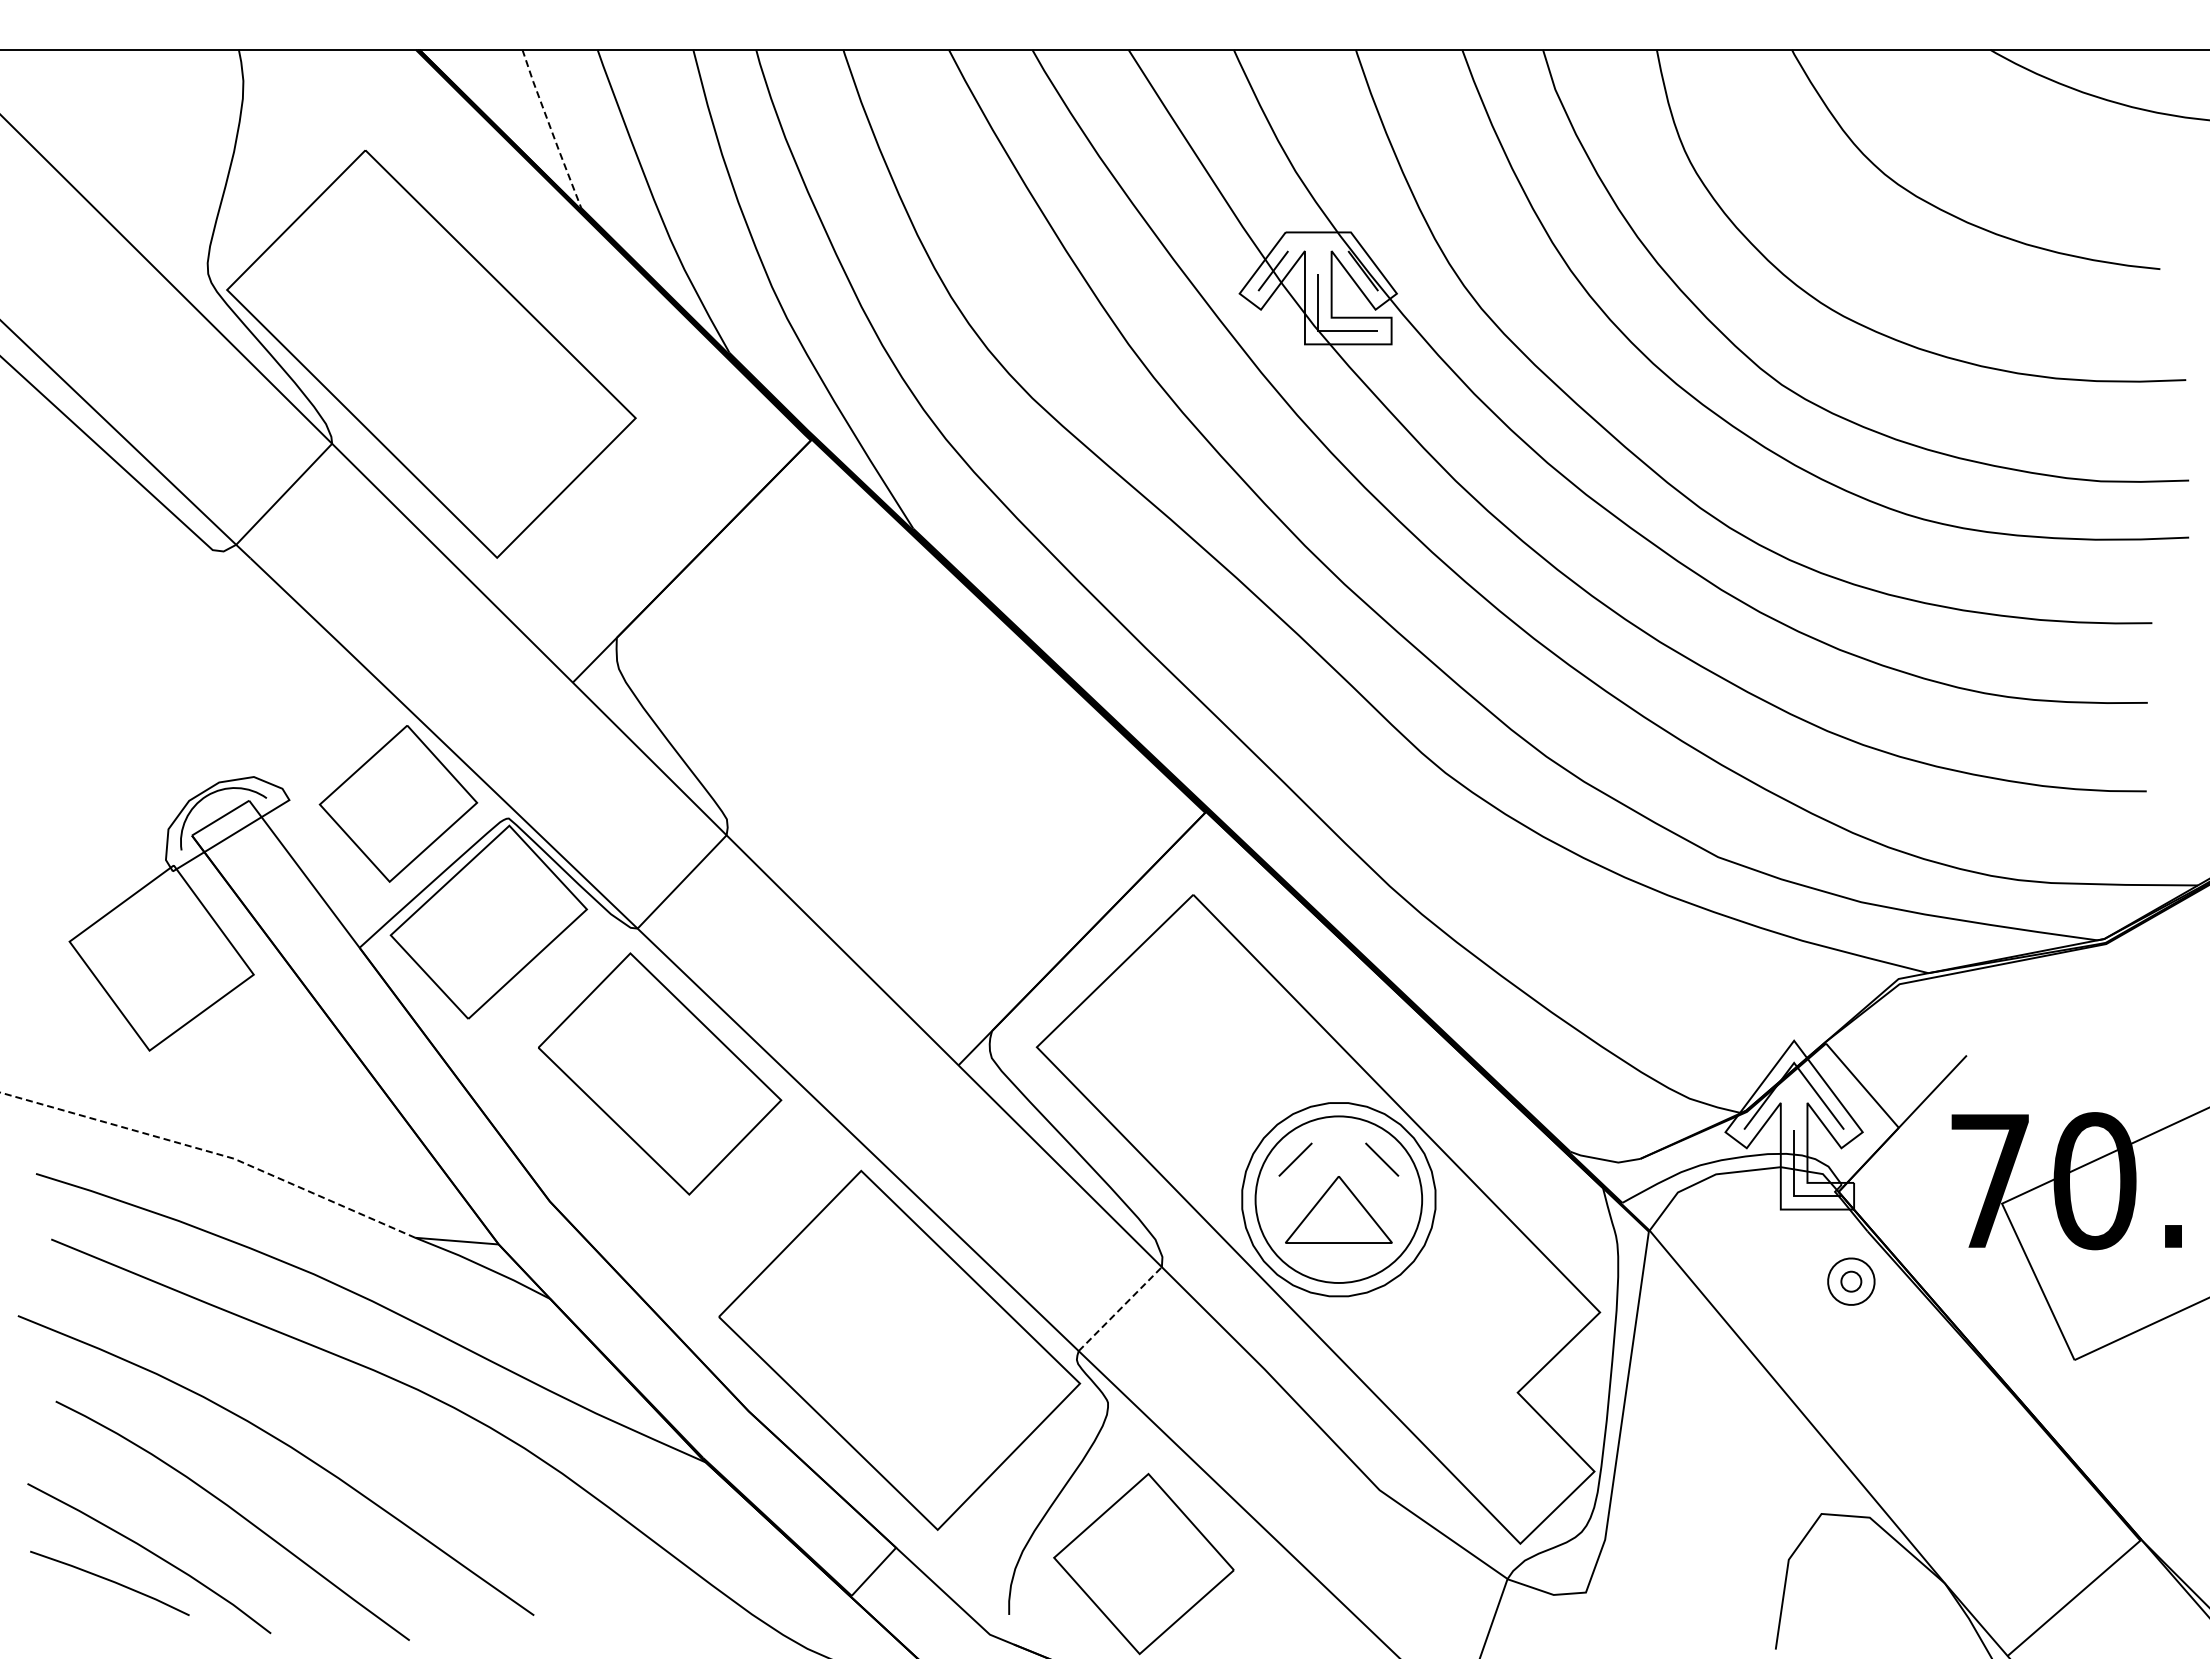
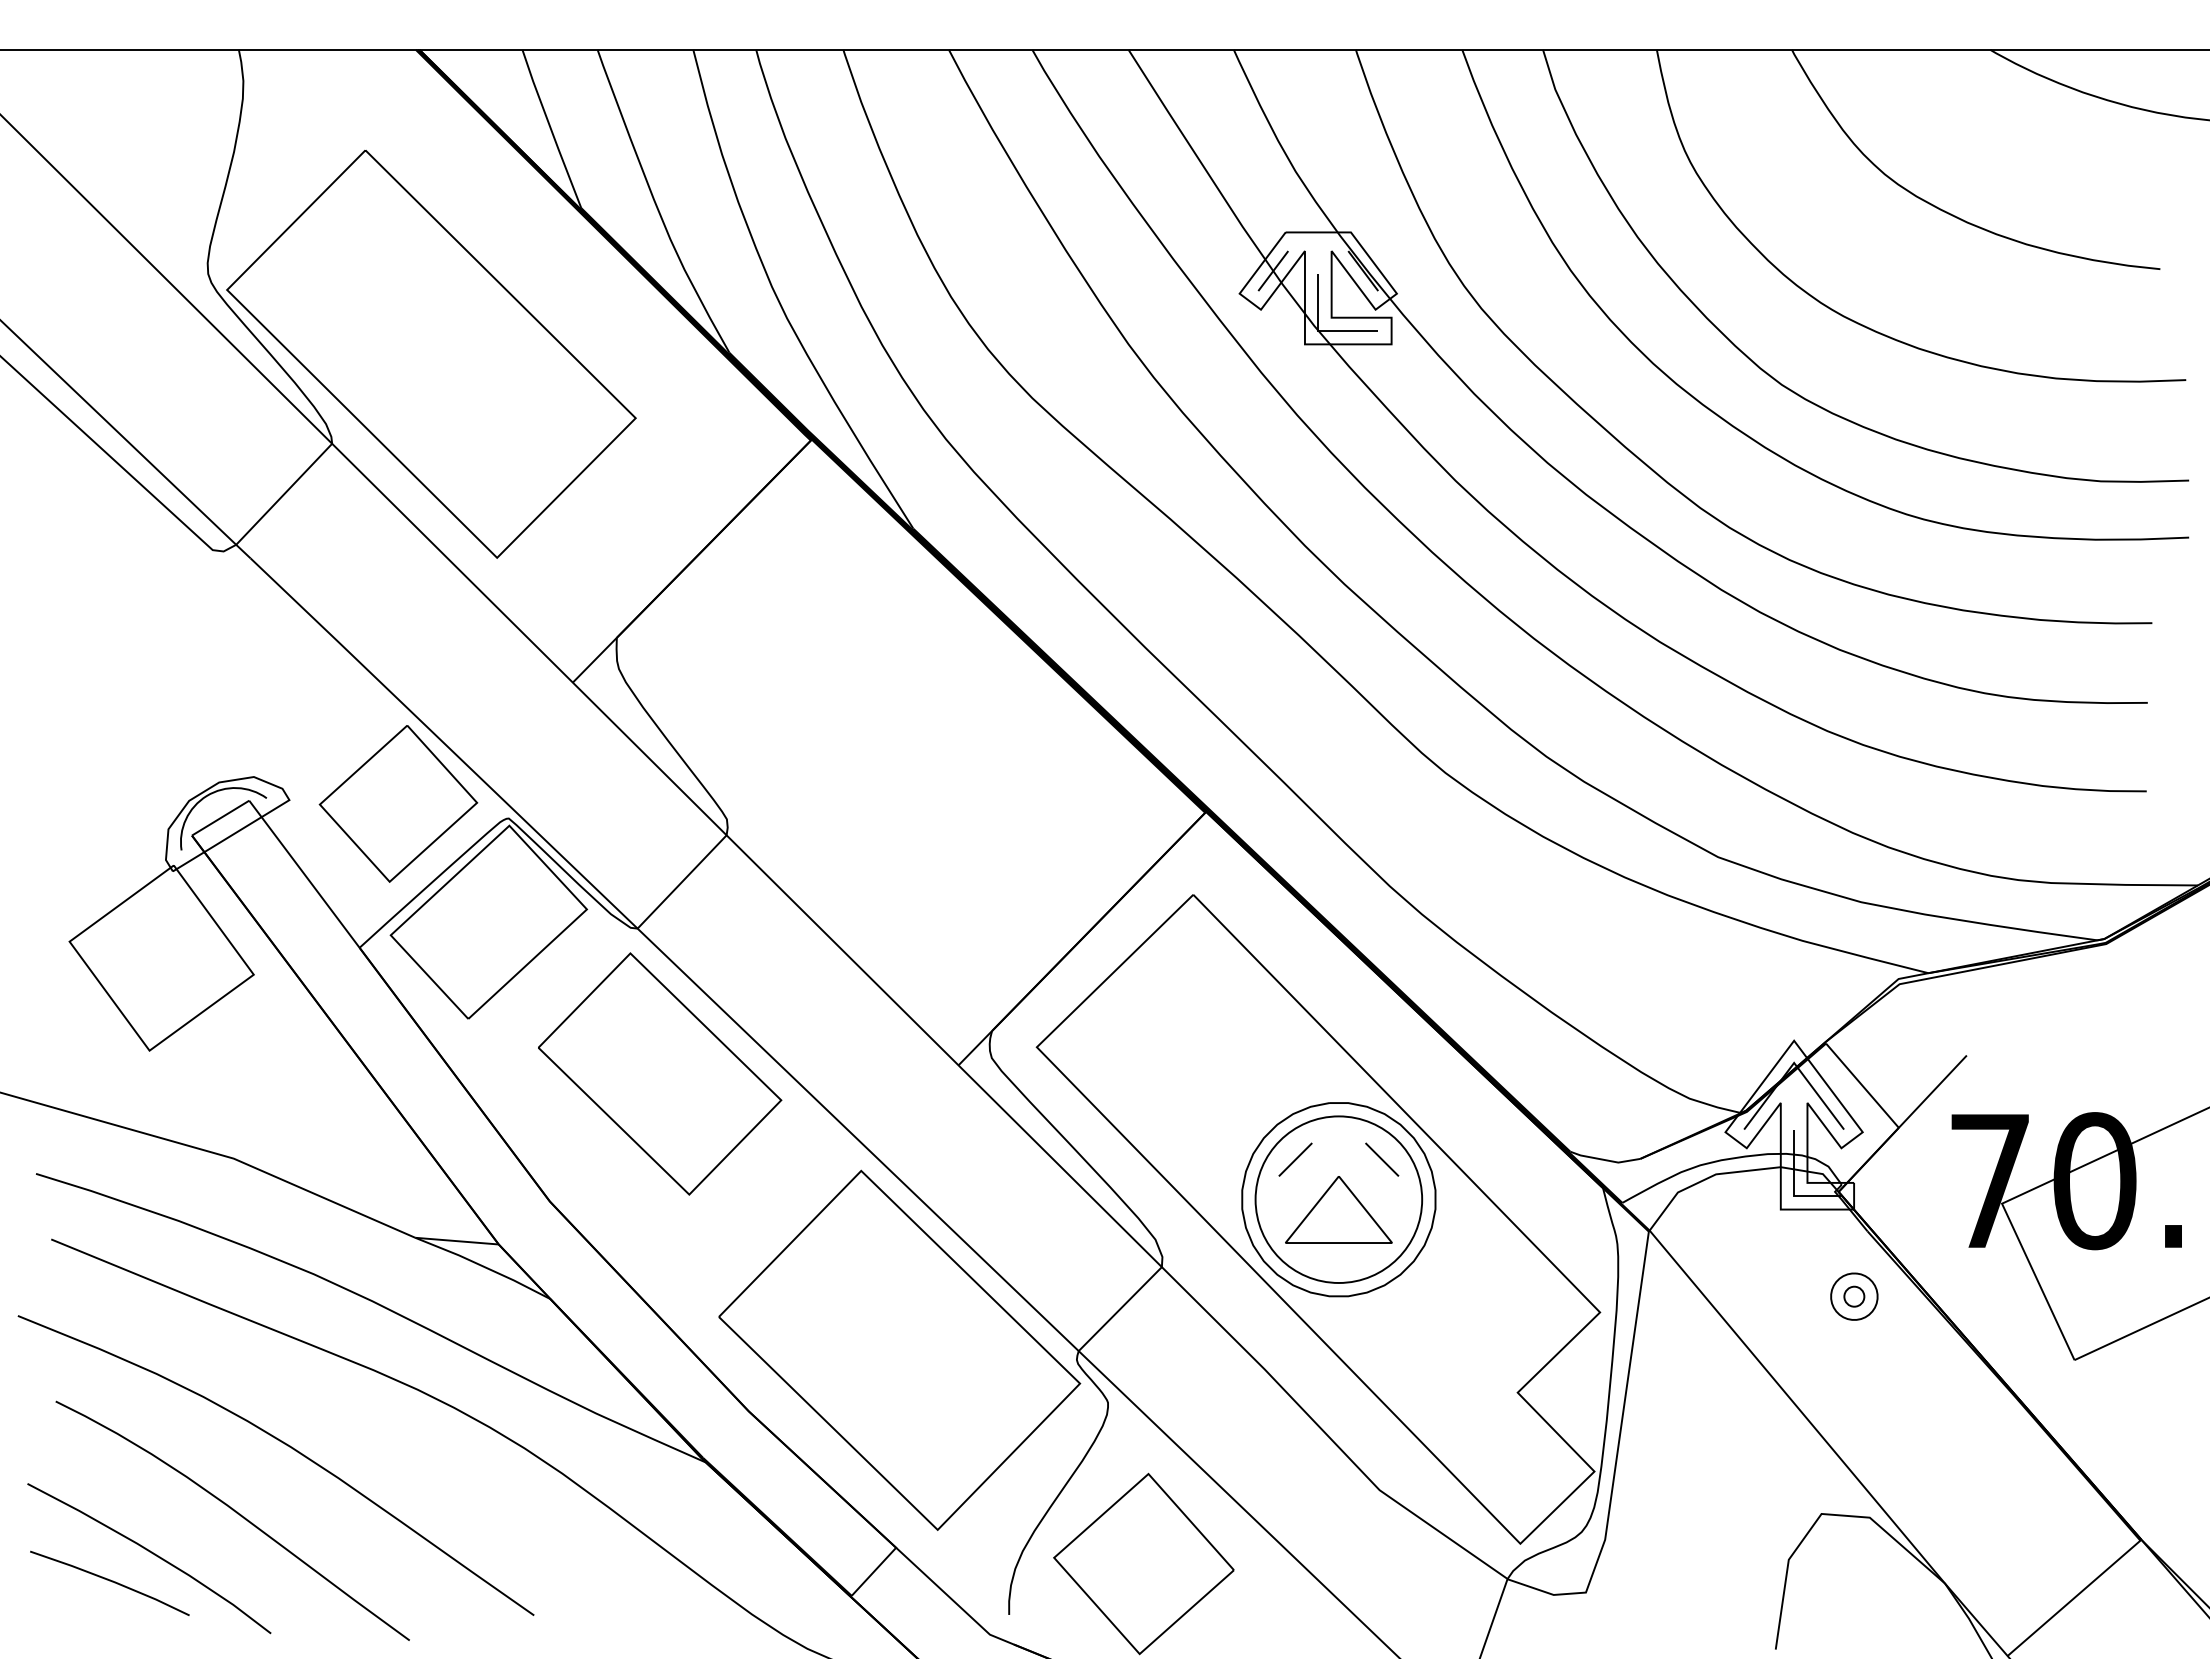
line: dashed -> solid (551, 129)
line: dashed -> solid (212, 1152)
part position: (1851, 1281) -> (1854, 1296) (1854, 1296)
line: dashed -> solid (1120, 1308)
